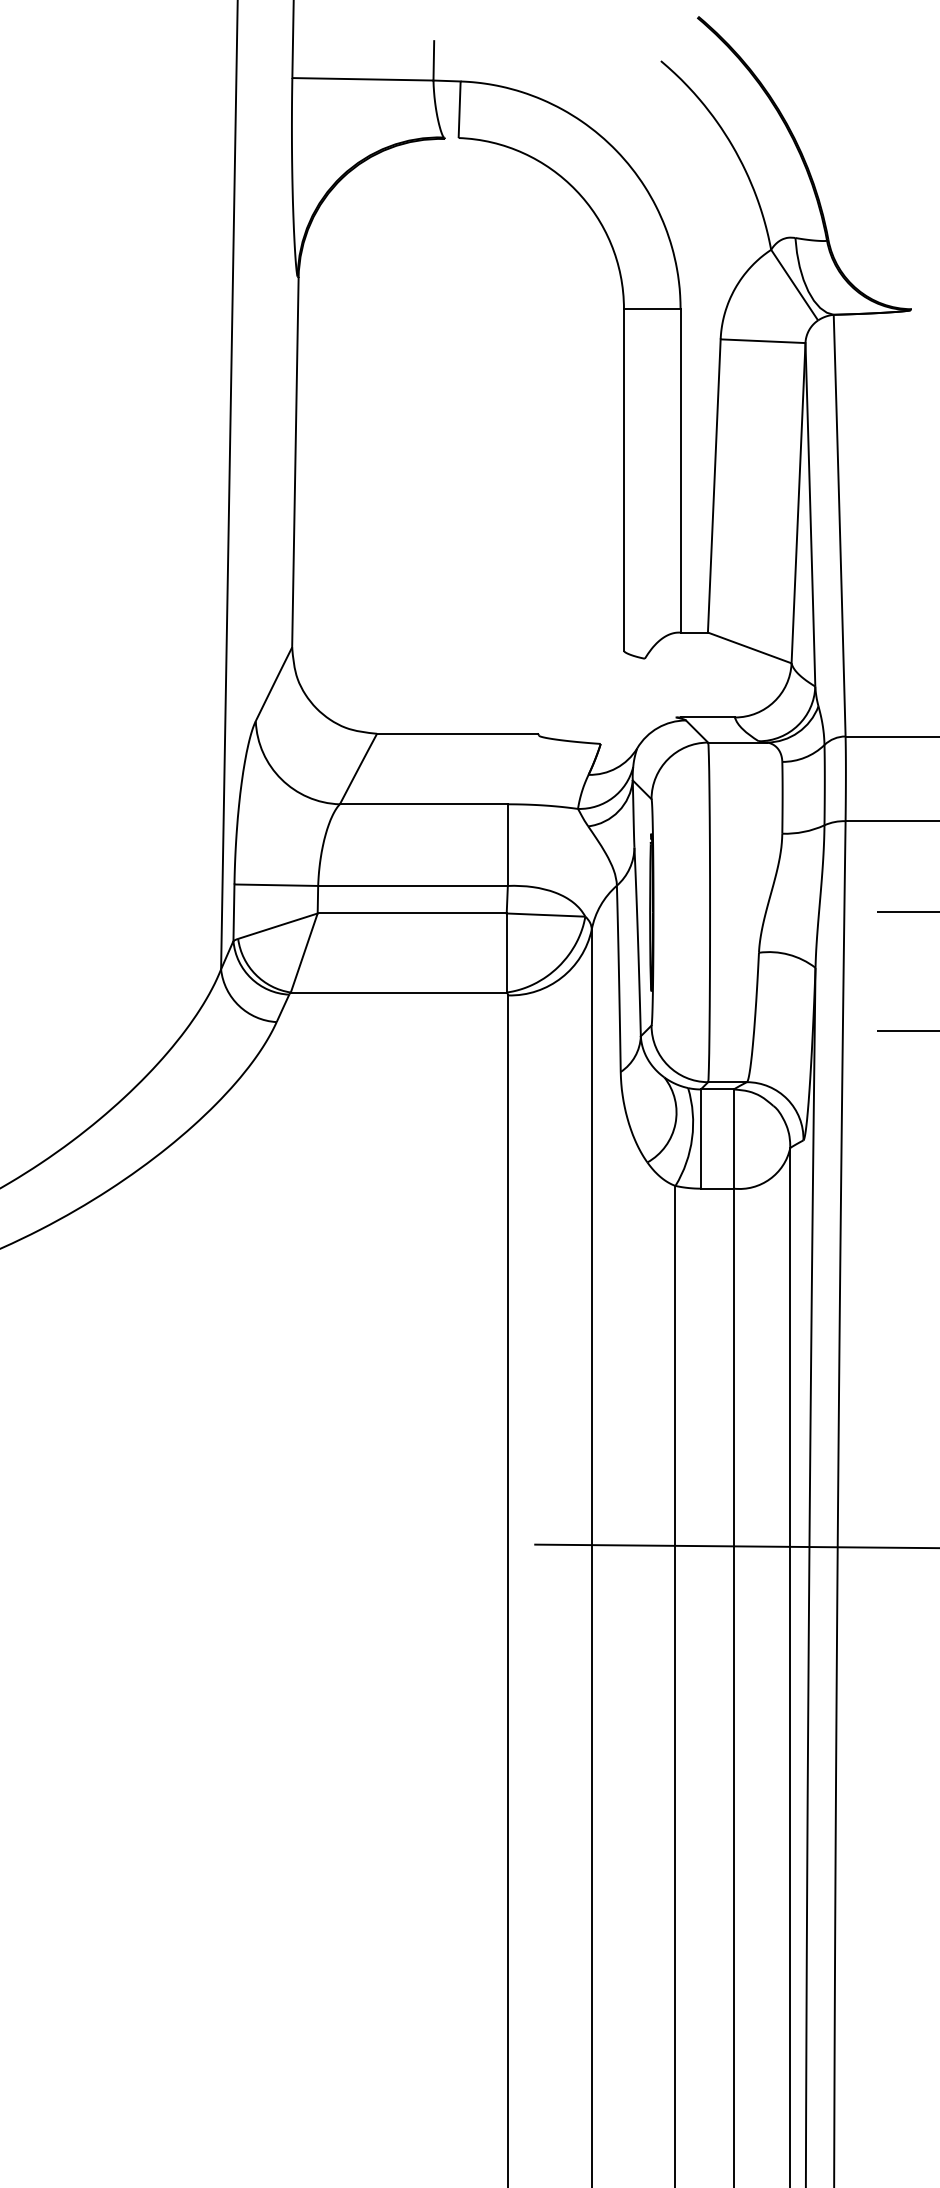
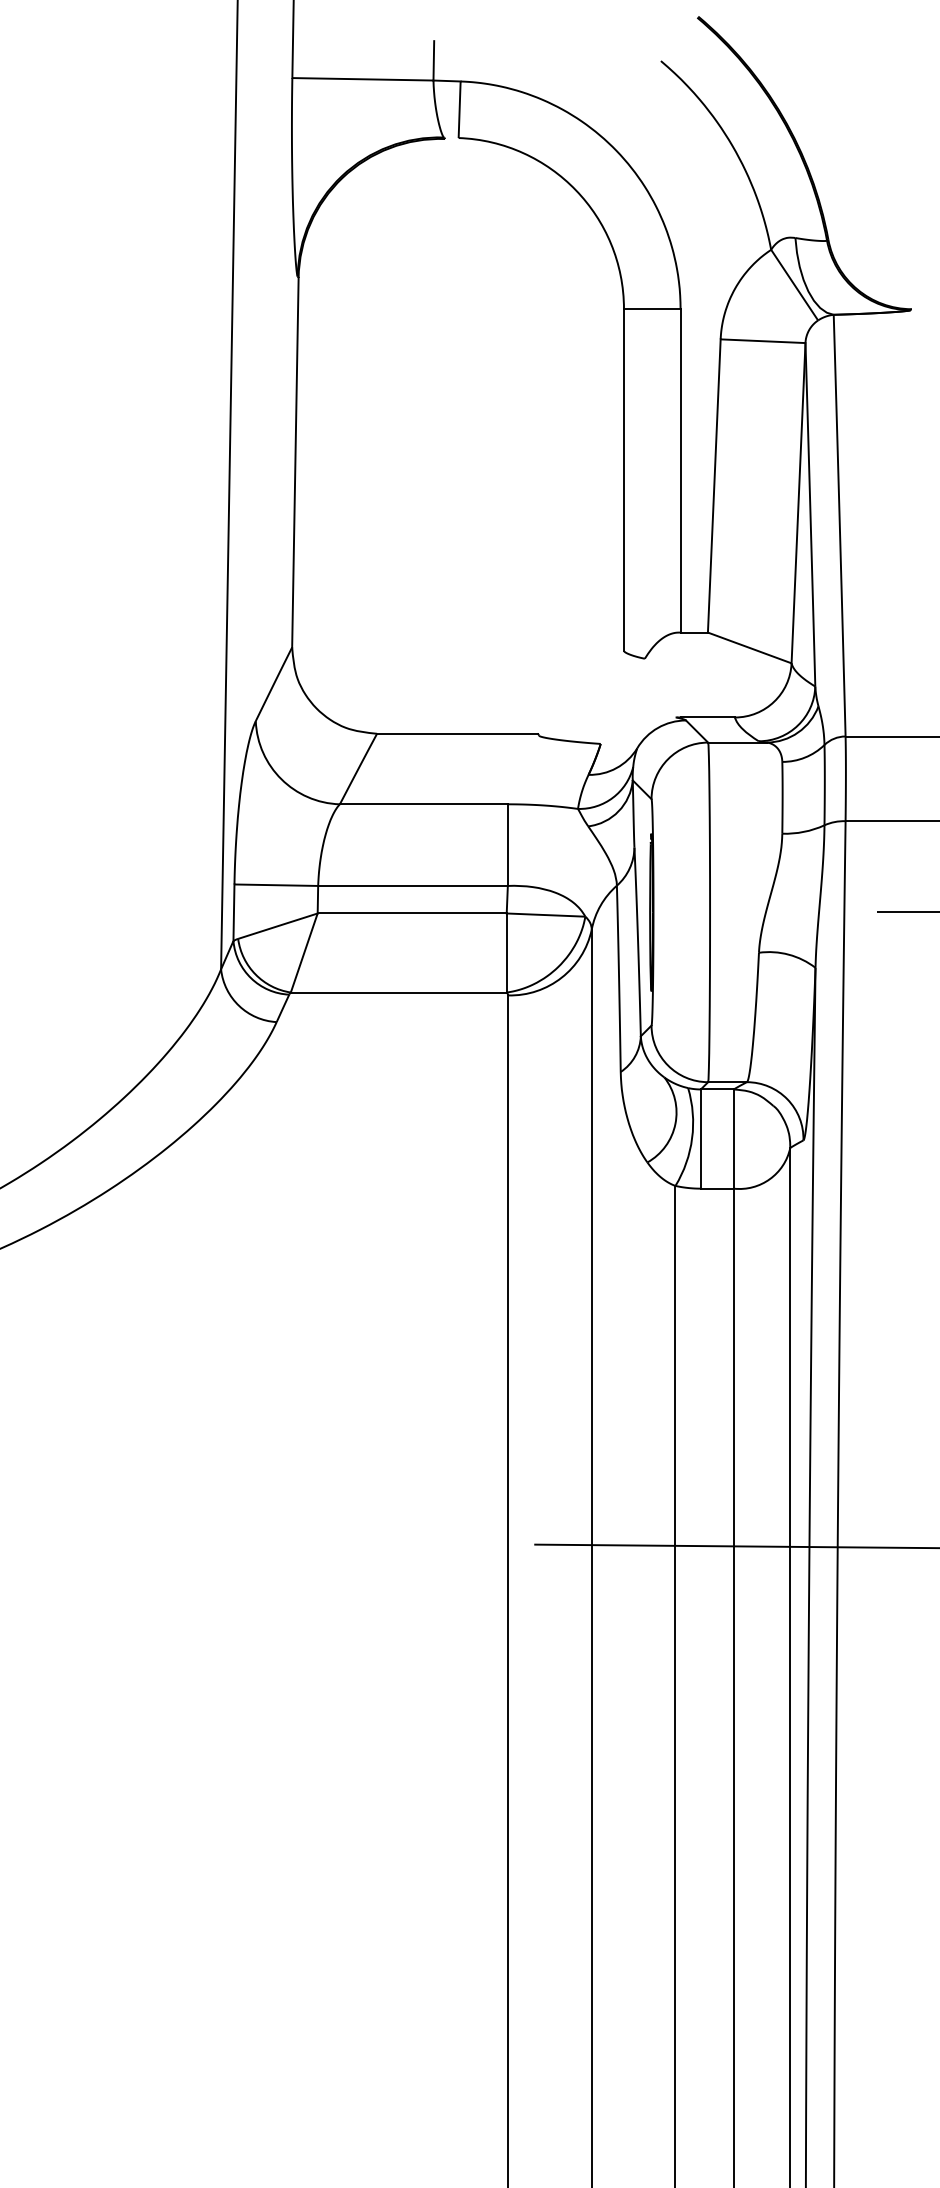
line: present -> none (906, 1030)
